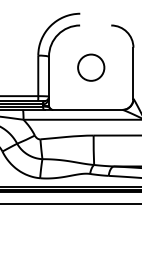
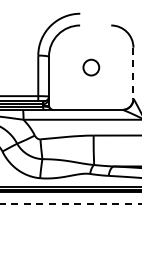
circle size: 29x29 px -> 19x19 px (91, 67)
line: solid -> dashed (133, 73)
line: solid -> dashed (71, 203)
